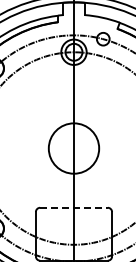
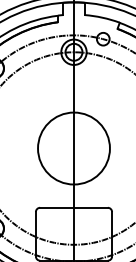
circle diameter: 50 px -> 72 px (73, 148)
line: dashed -> solid (74, 207)
